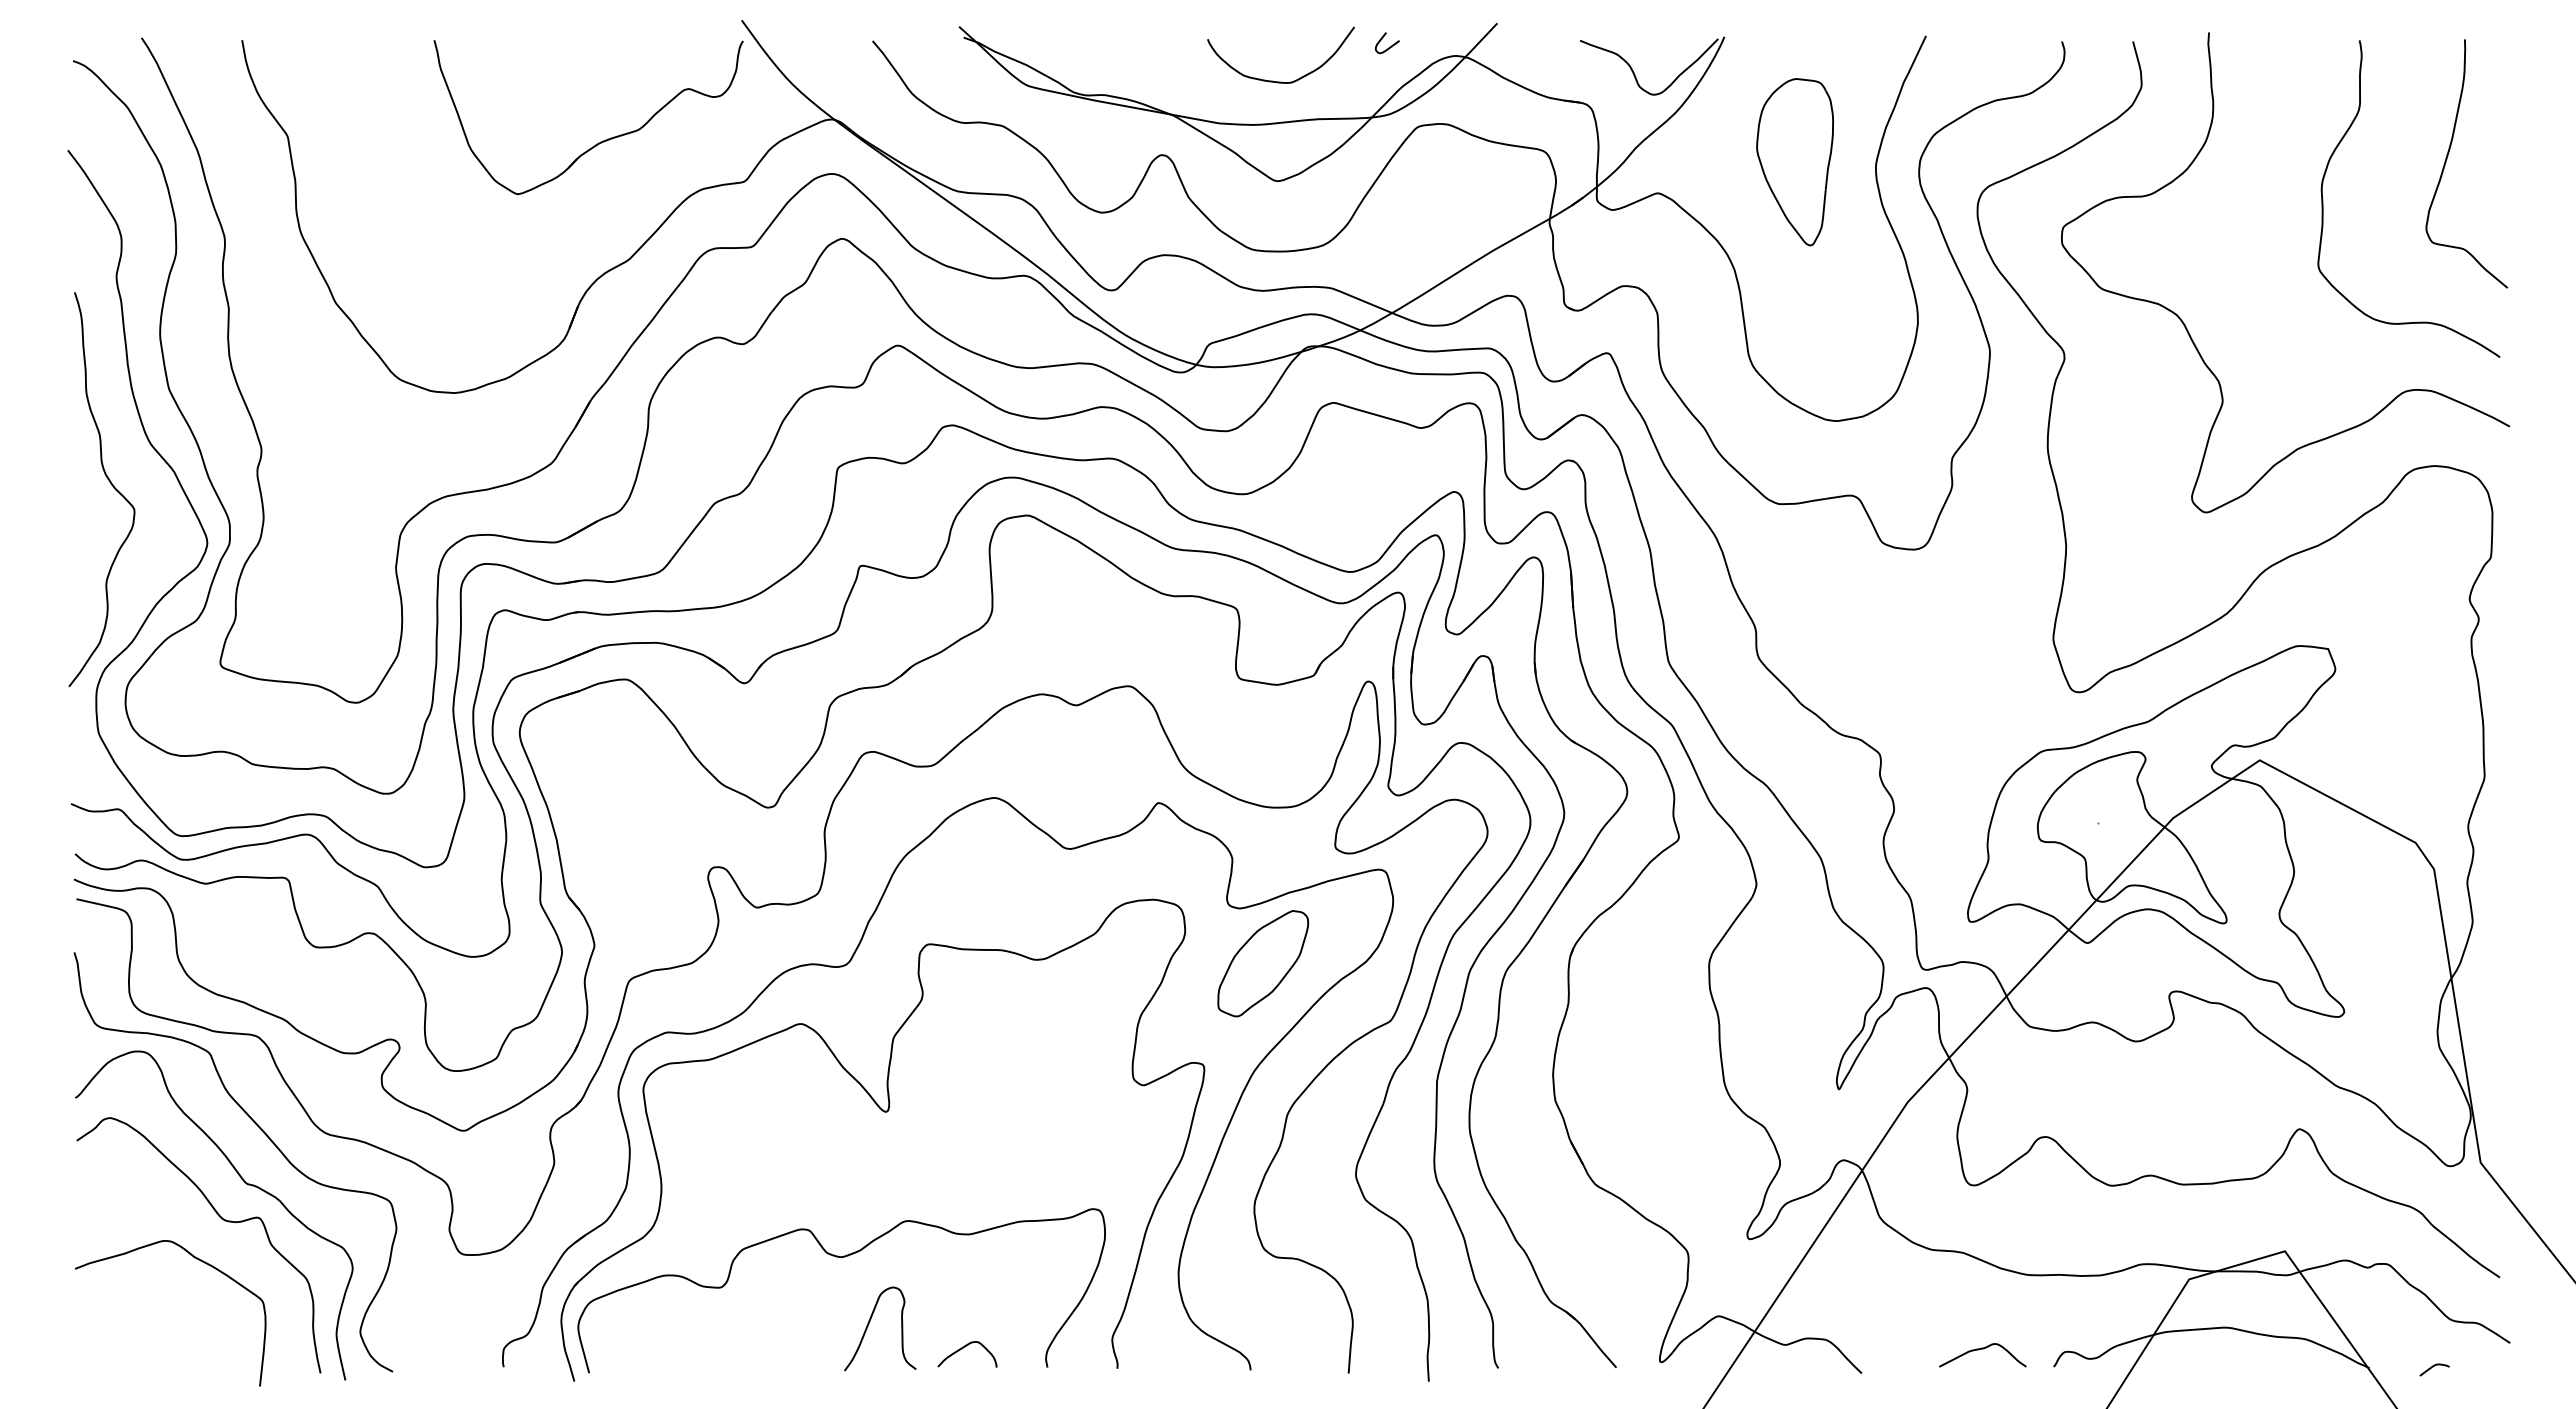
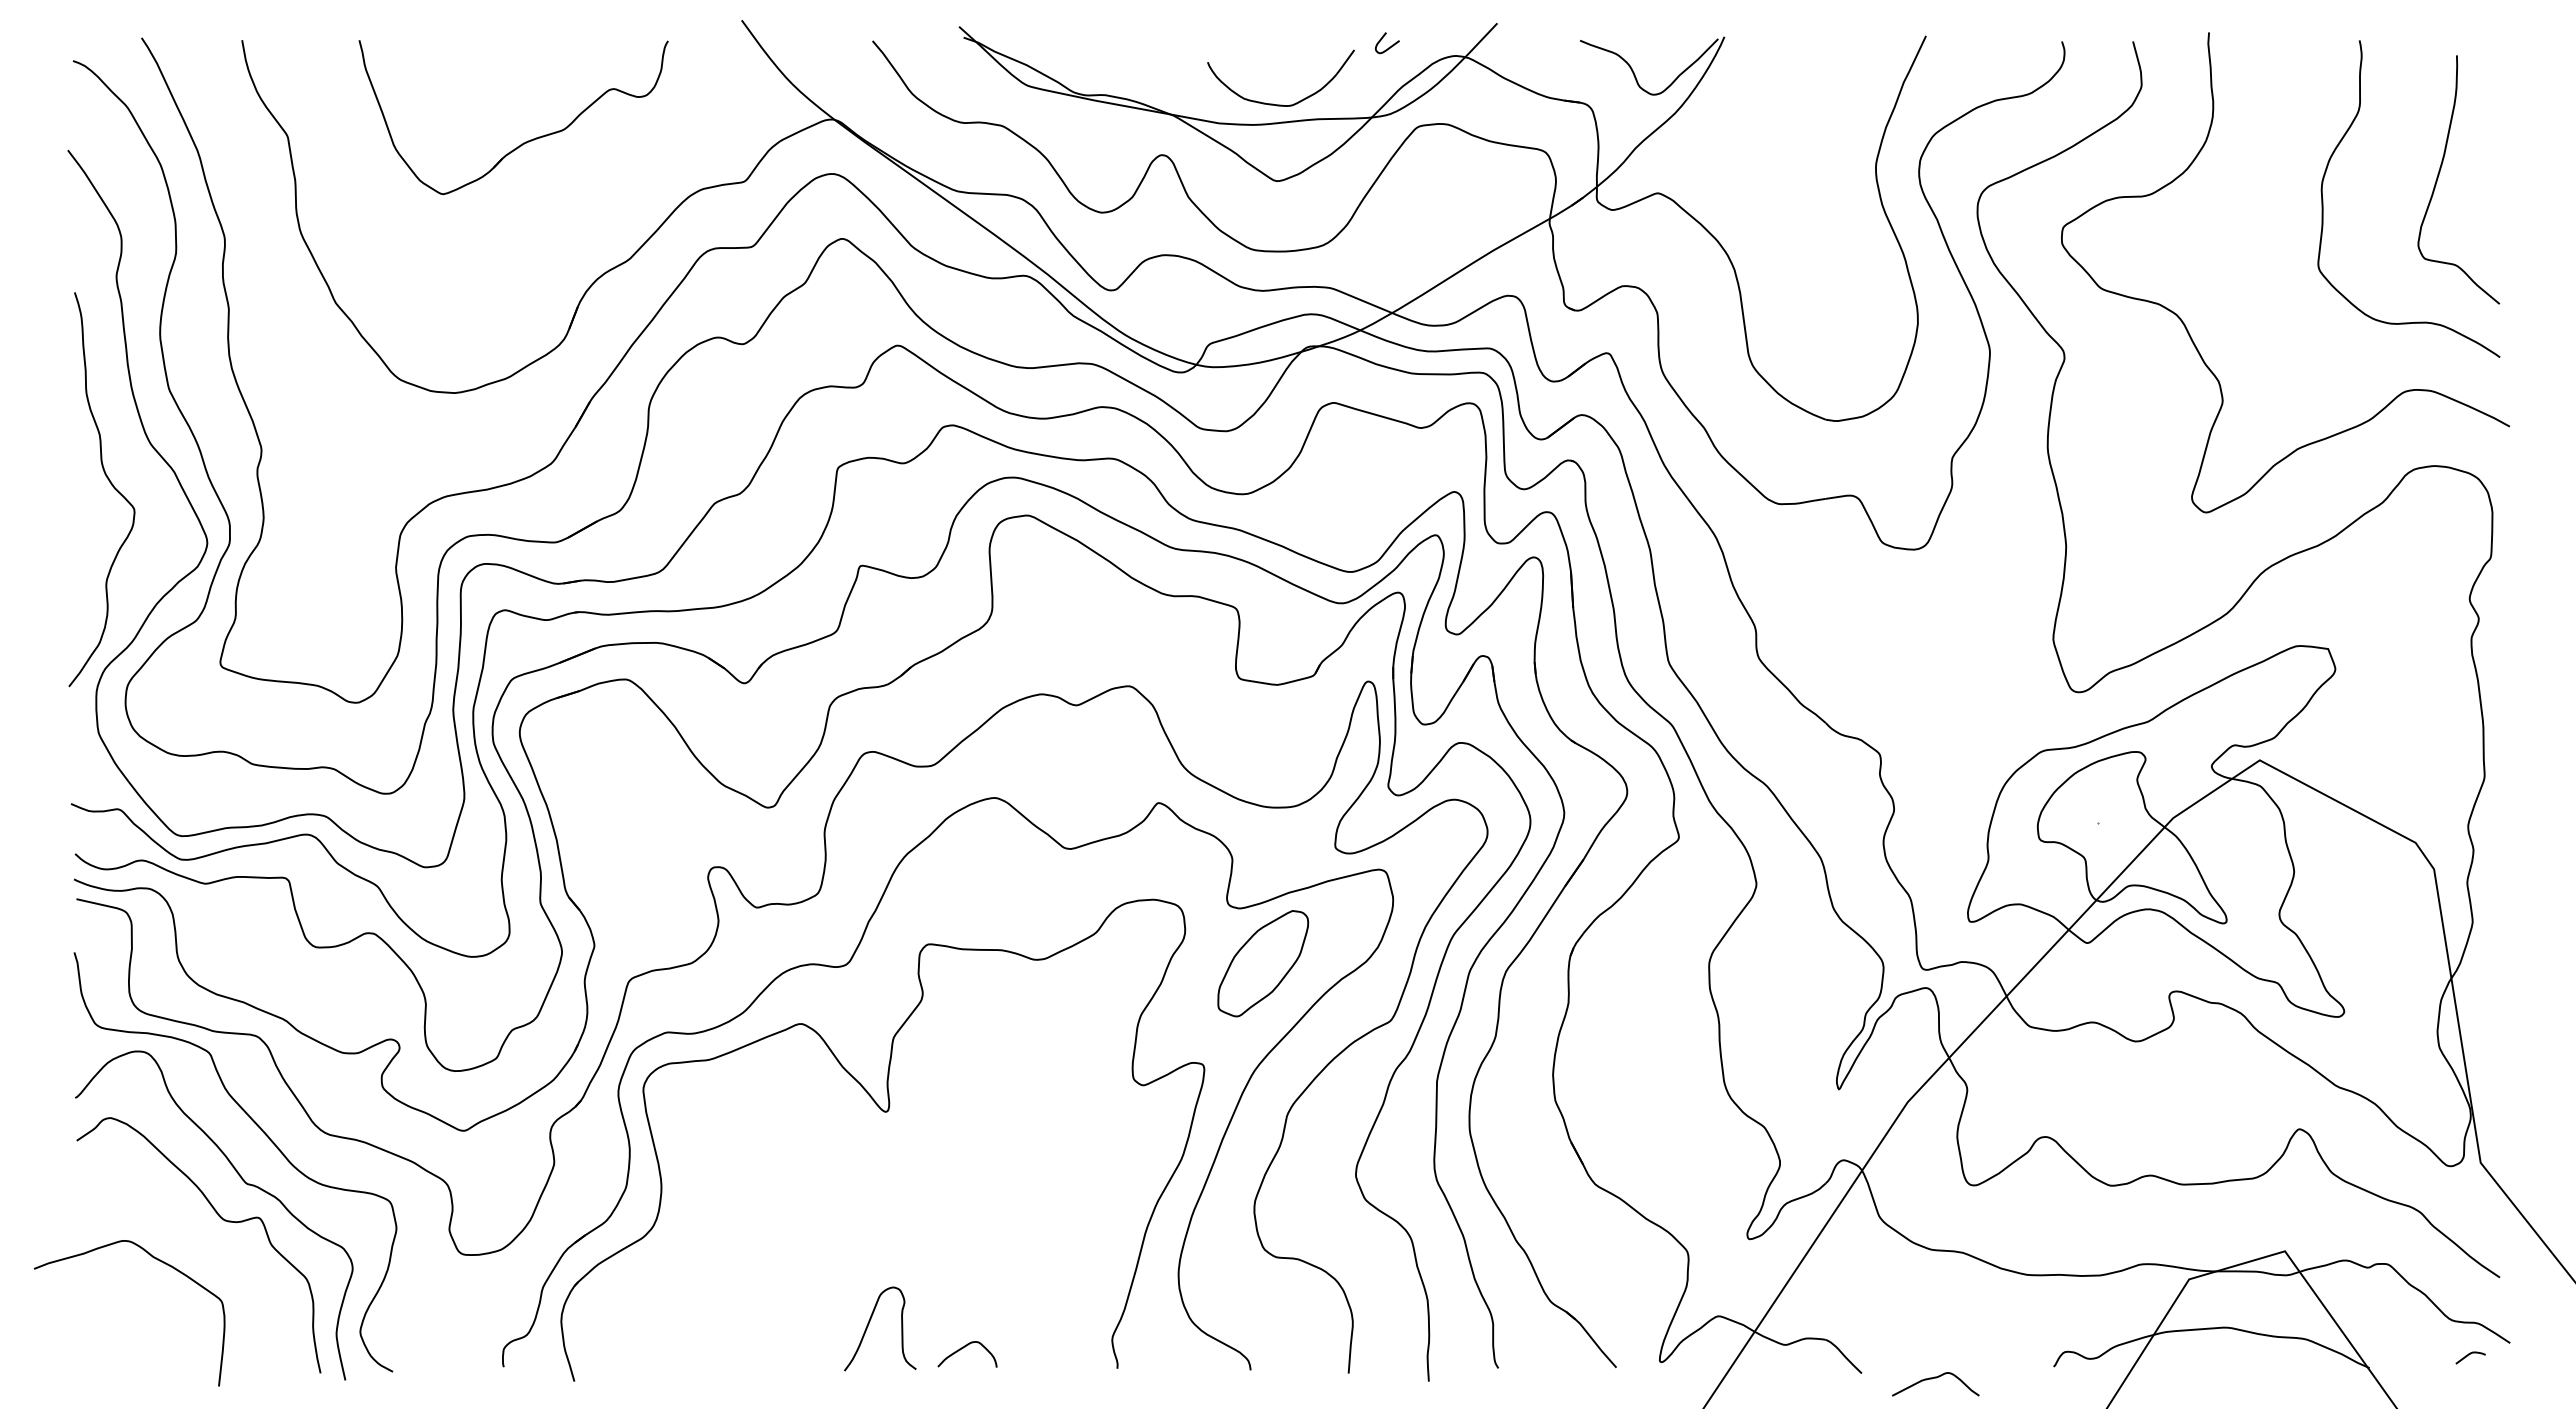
curve position: (1273, 80) -> (1273, 103) (1273, 103)
part position: (600, 141) -> (525, 141) (525, 141)
curve position: (2448, 156) -> (2440, 172) (2440, 172)
part: present -> none (1794, 162)
curve: present -> none (841, 1258)
curve position: (196, 1259) -> (155, 1259) (155, 1259)
curve position: (1979, 1350) -> (1932, 1379) (1932, 1379)
curve position: (2433, 1367) -> (2469, 1355) (2469, 1355)
